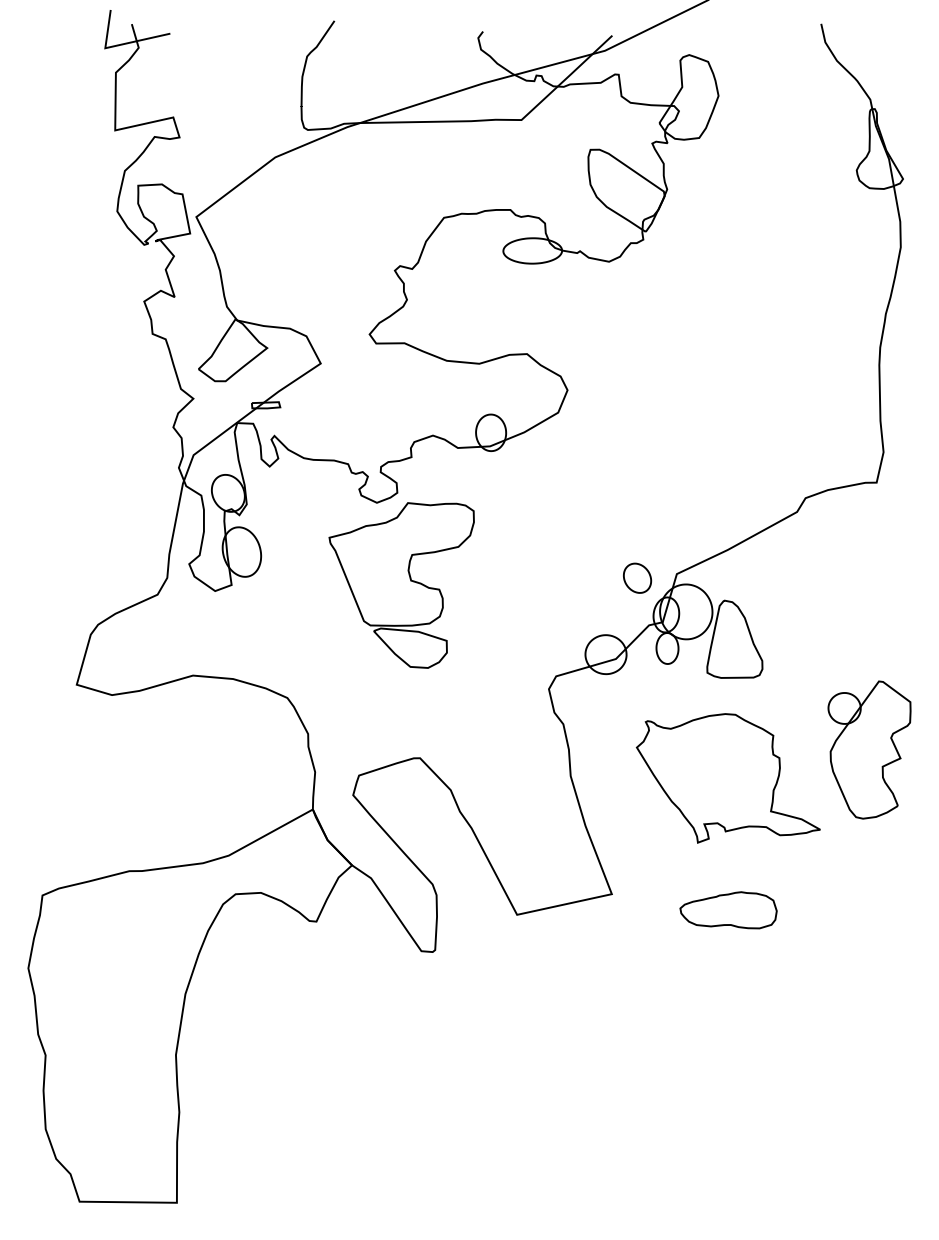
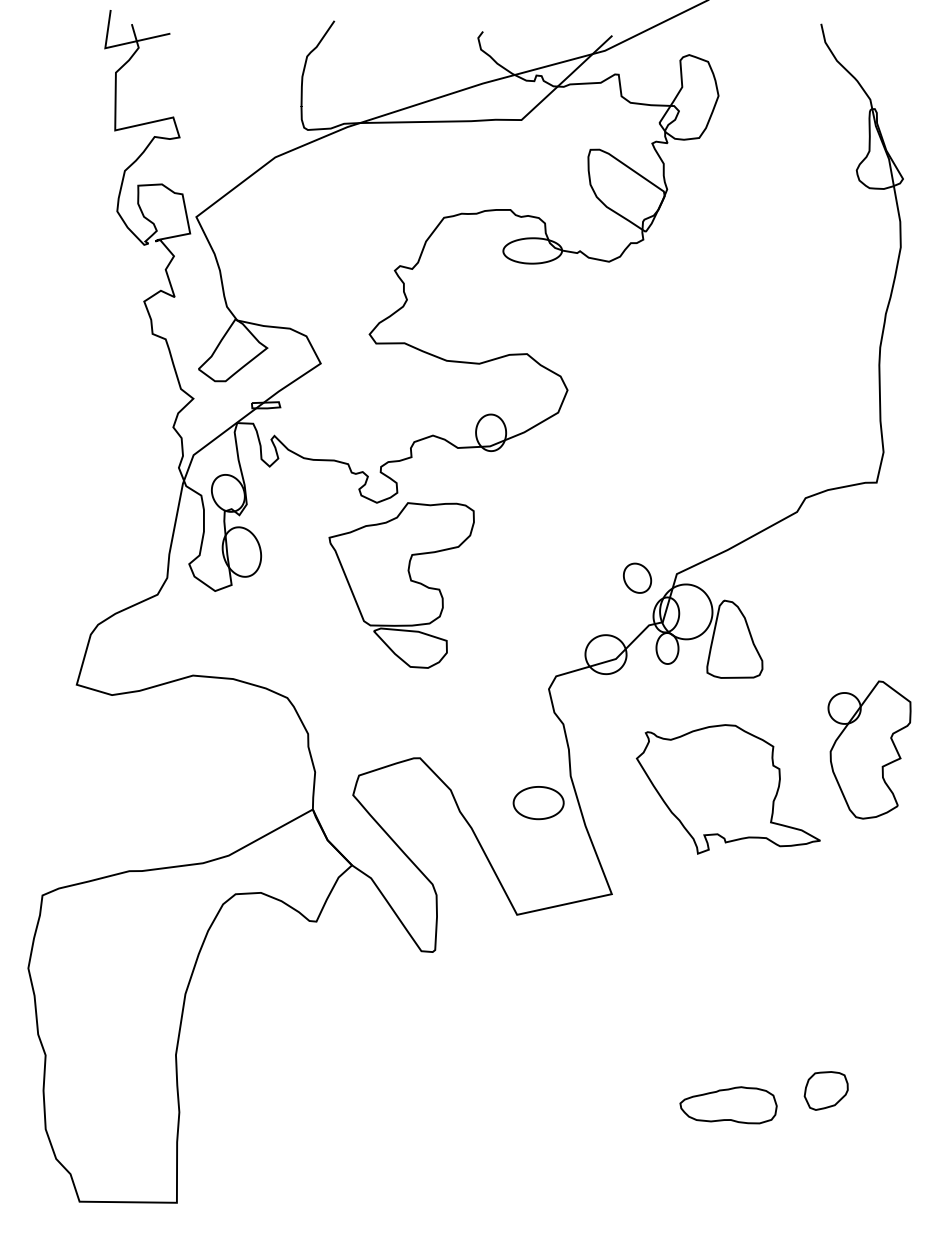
part position: (727, 778) -> (727, 789) (727, 789)
part: none -> present (538, 803)
part position: (728, 910) -> (728, 1105) (728, 1105)
part: none -> present (825, 1090)
